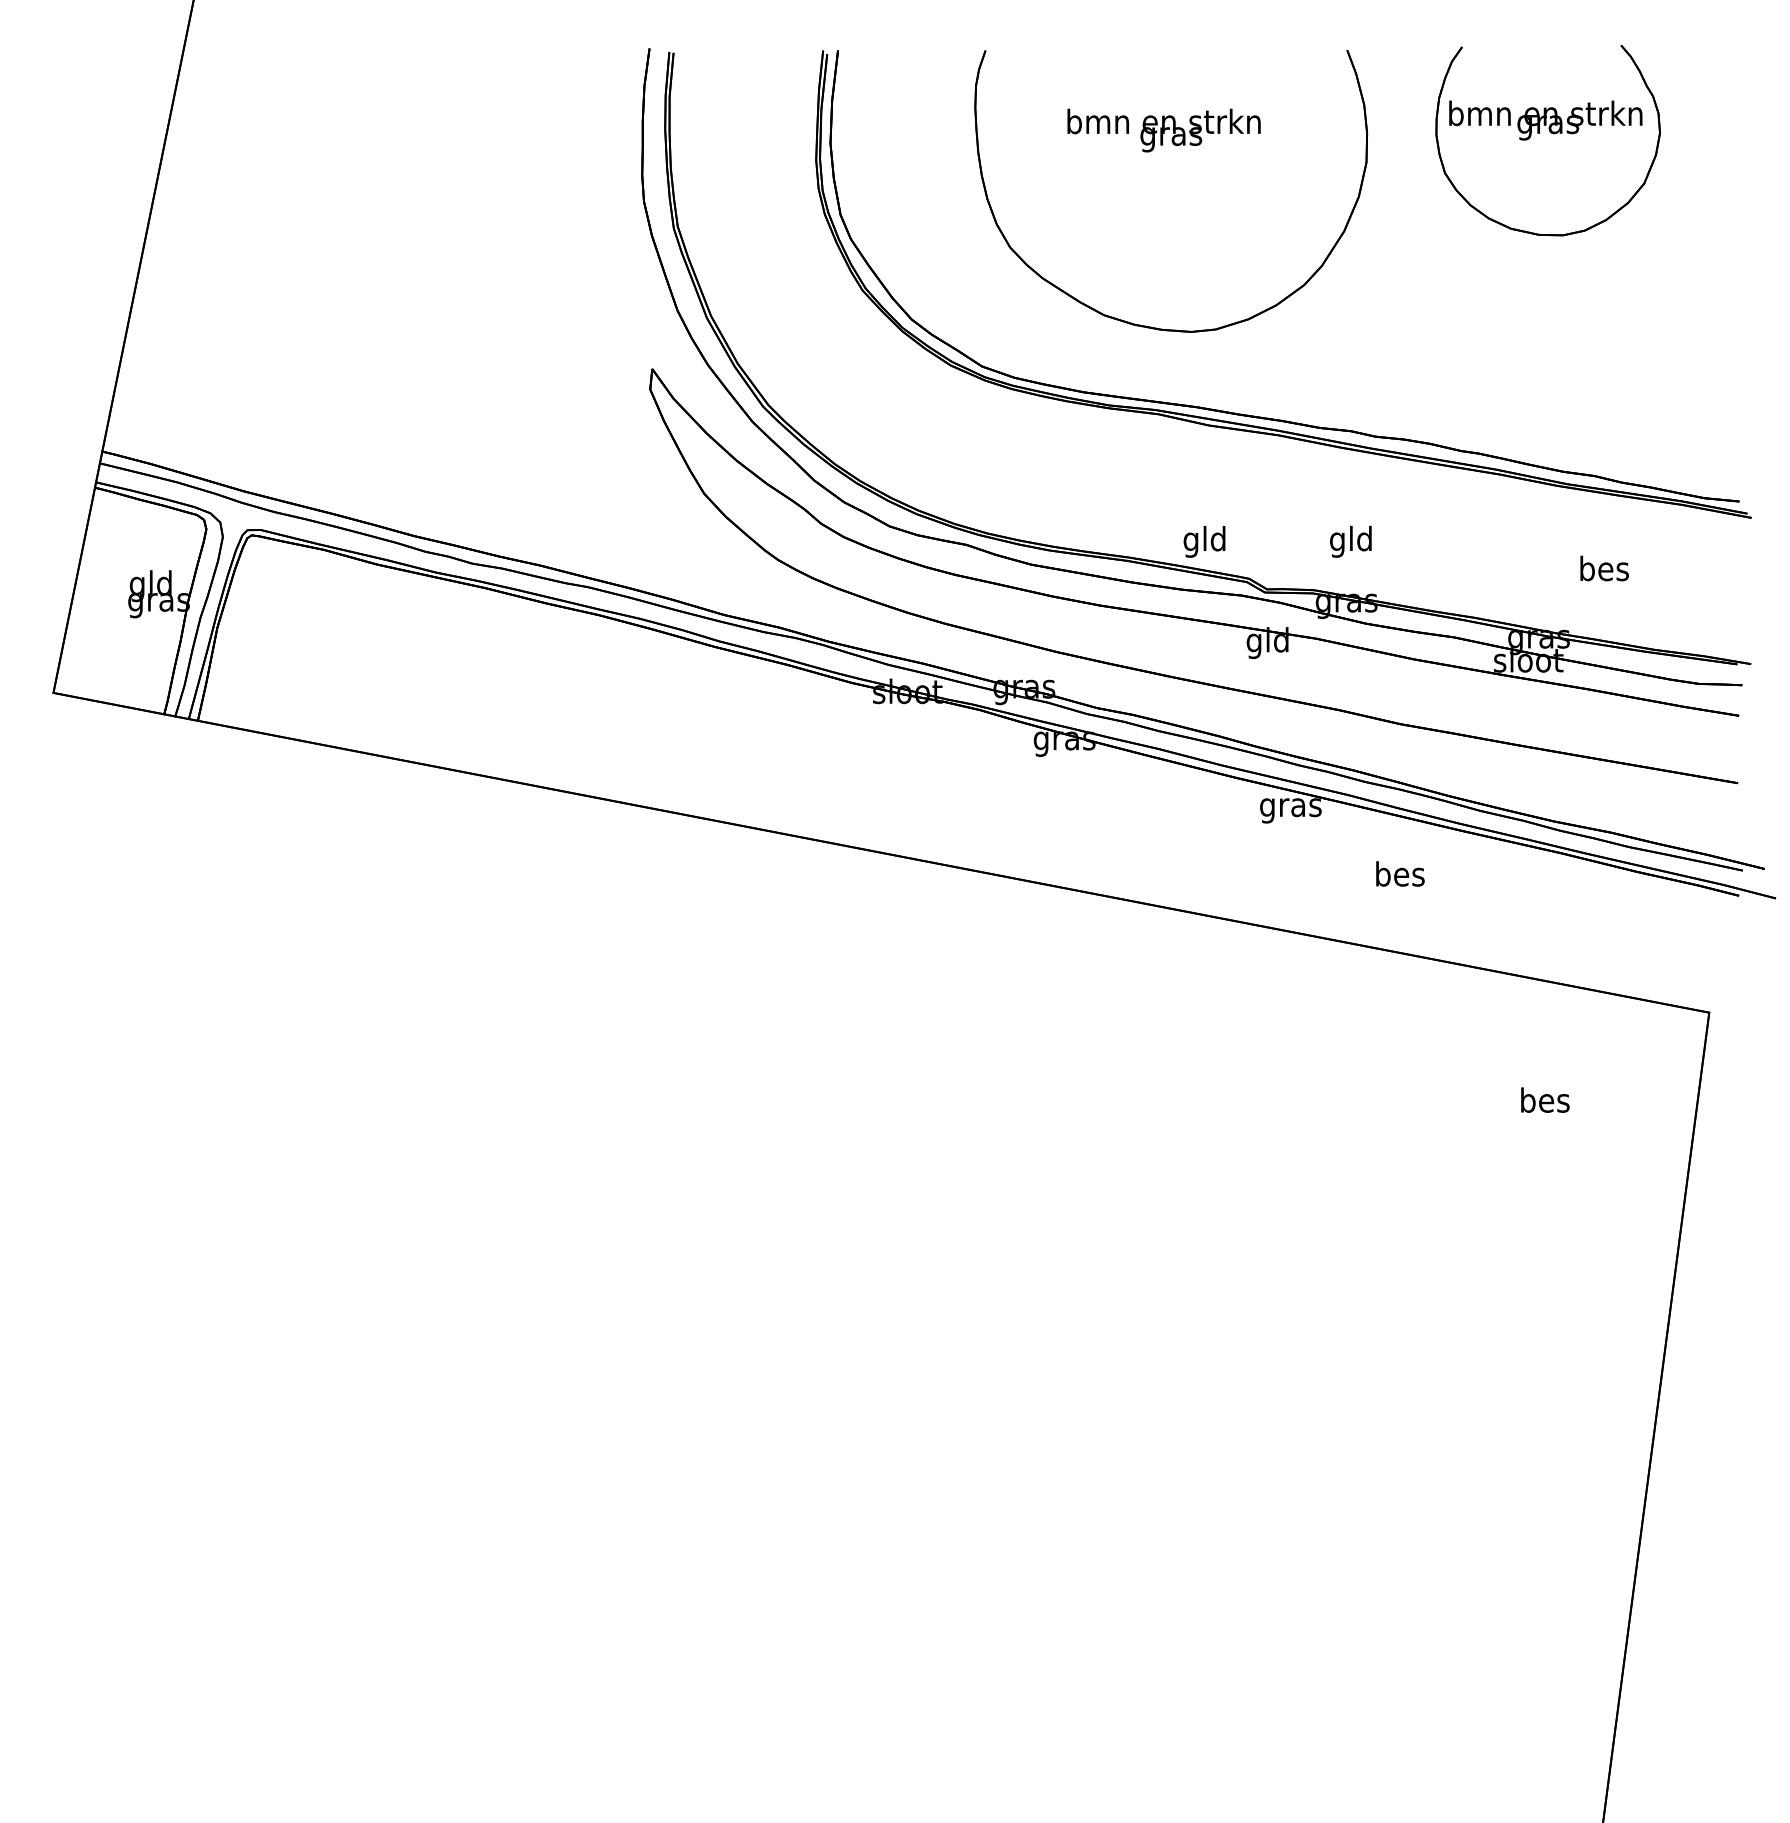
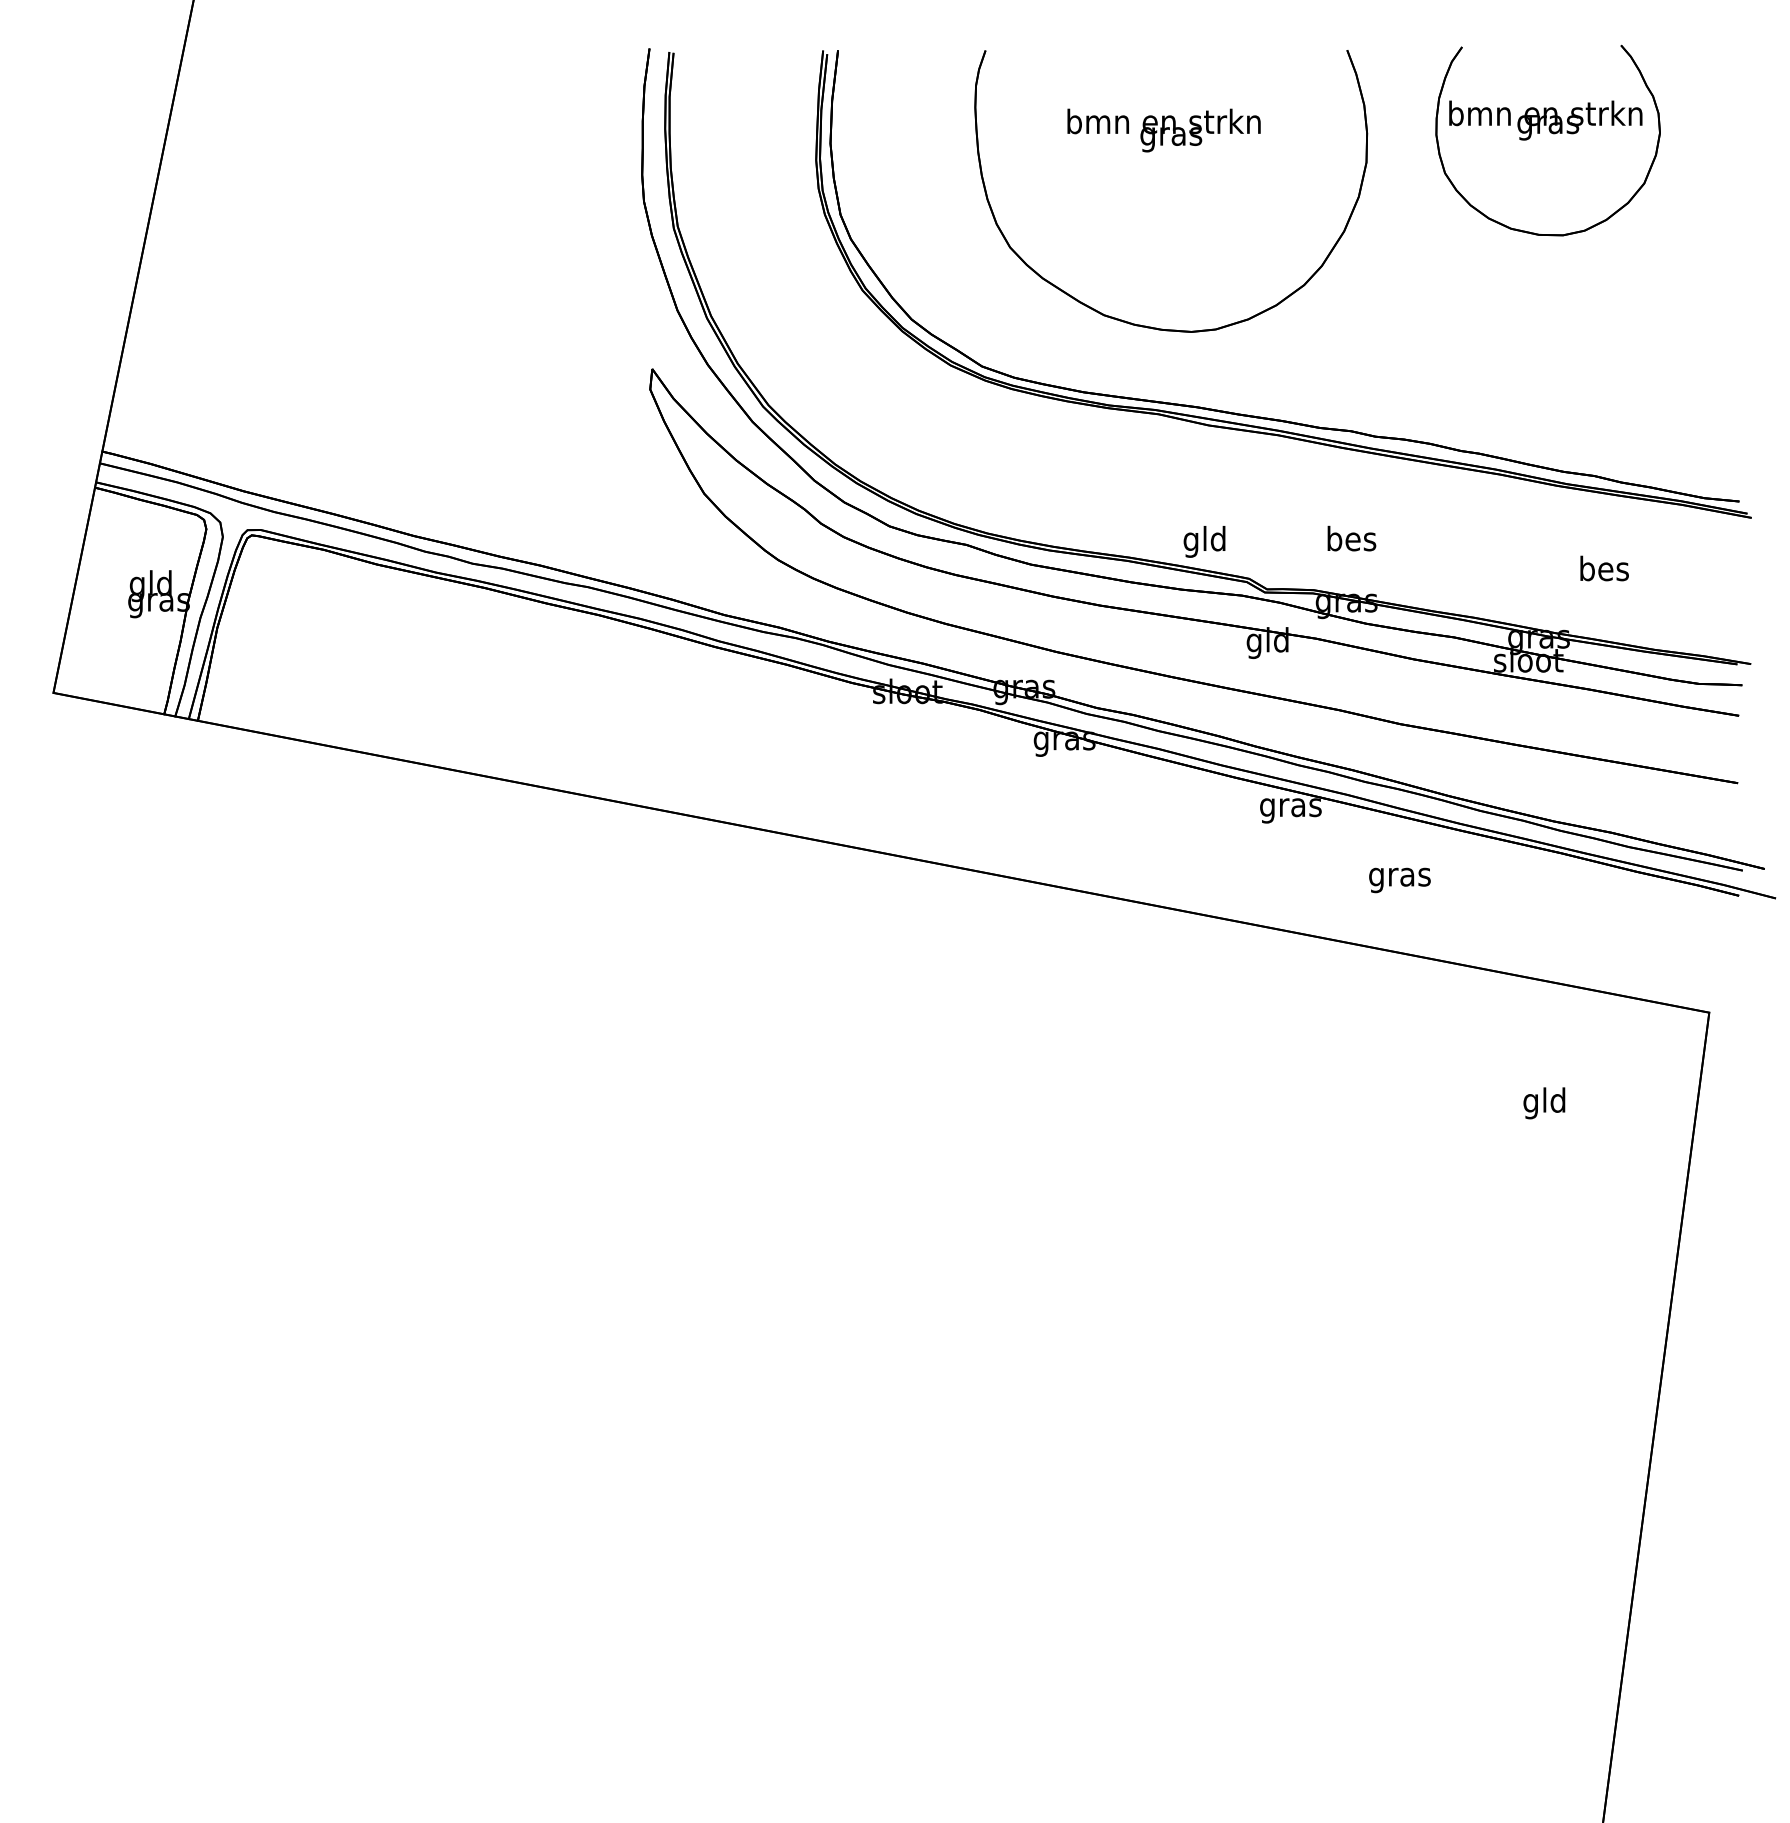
text: gld -> bes (1351, 541)
text: bes -> gras (1399, 877)
text: bes -> gld (1545, 1103)
